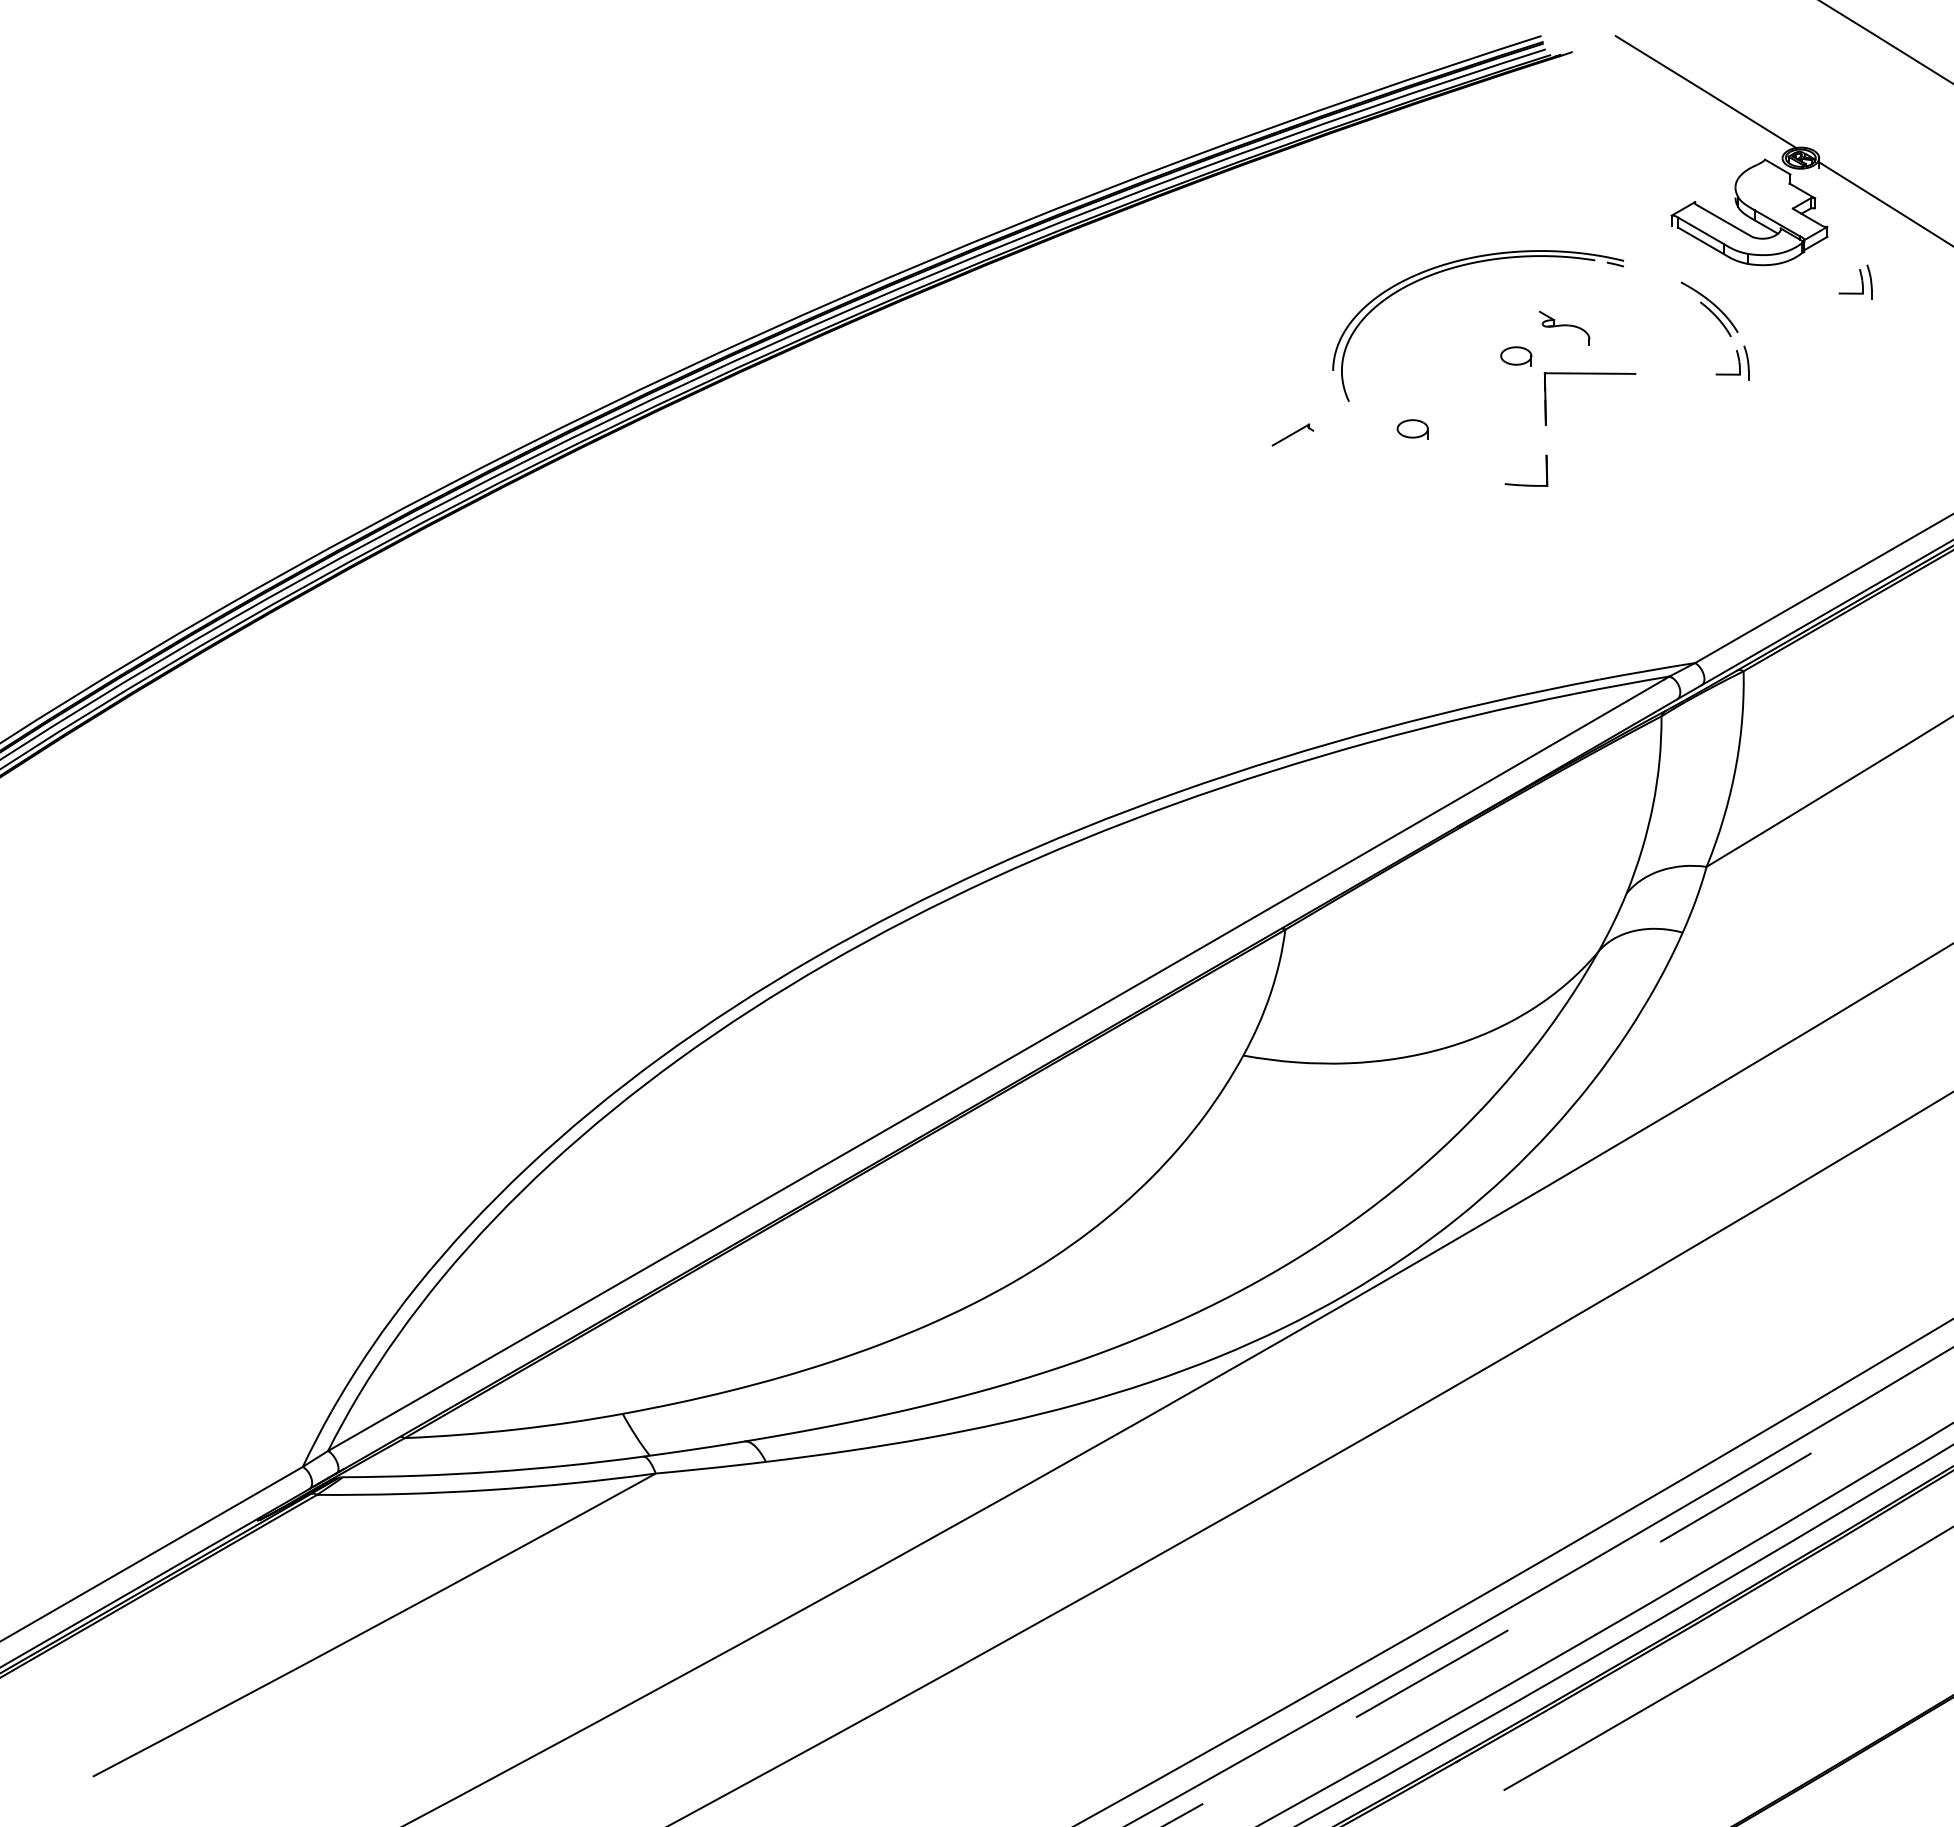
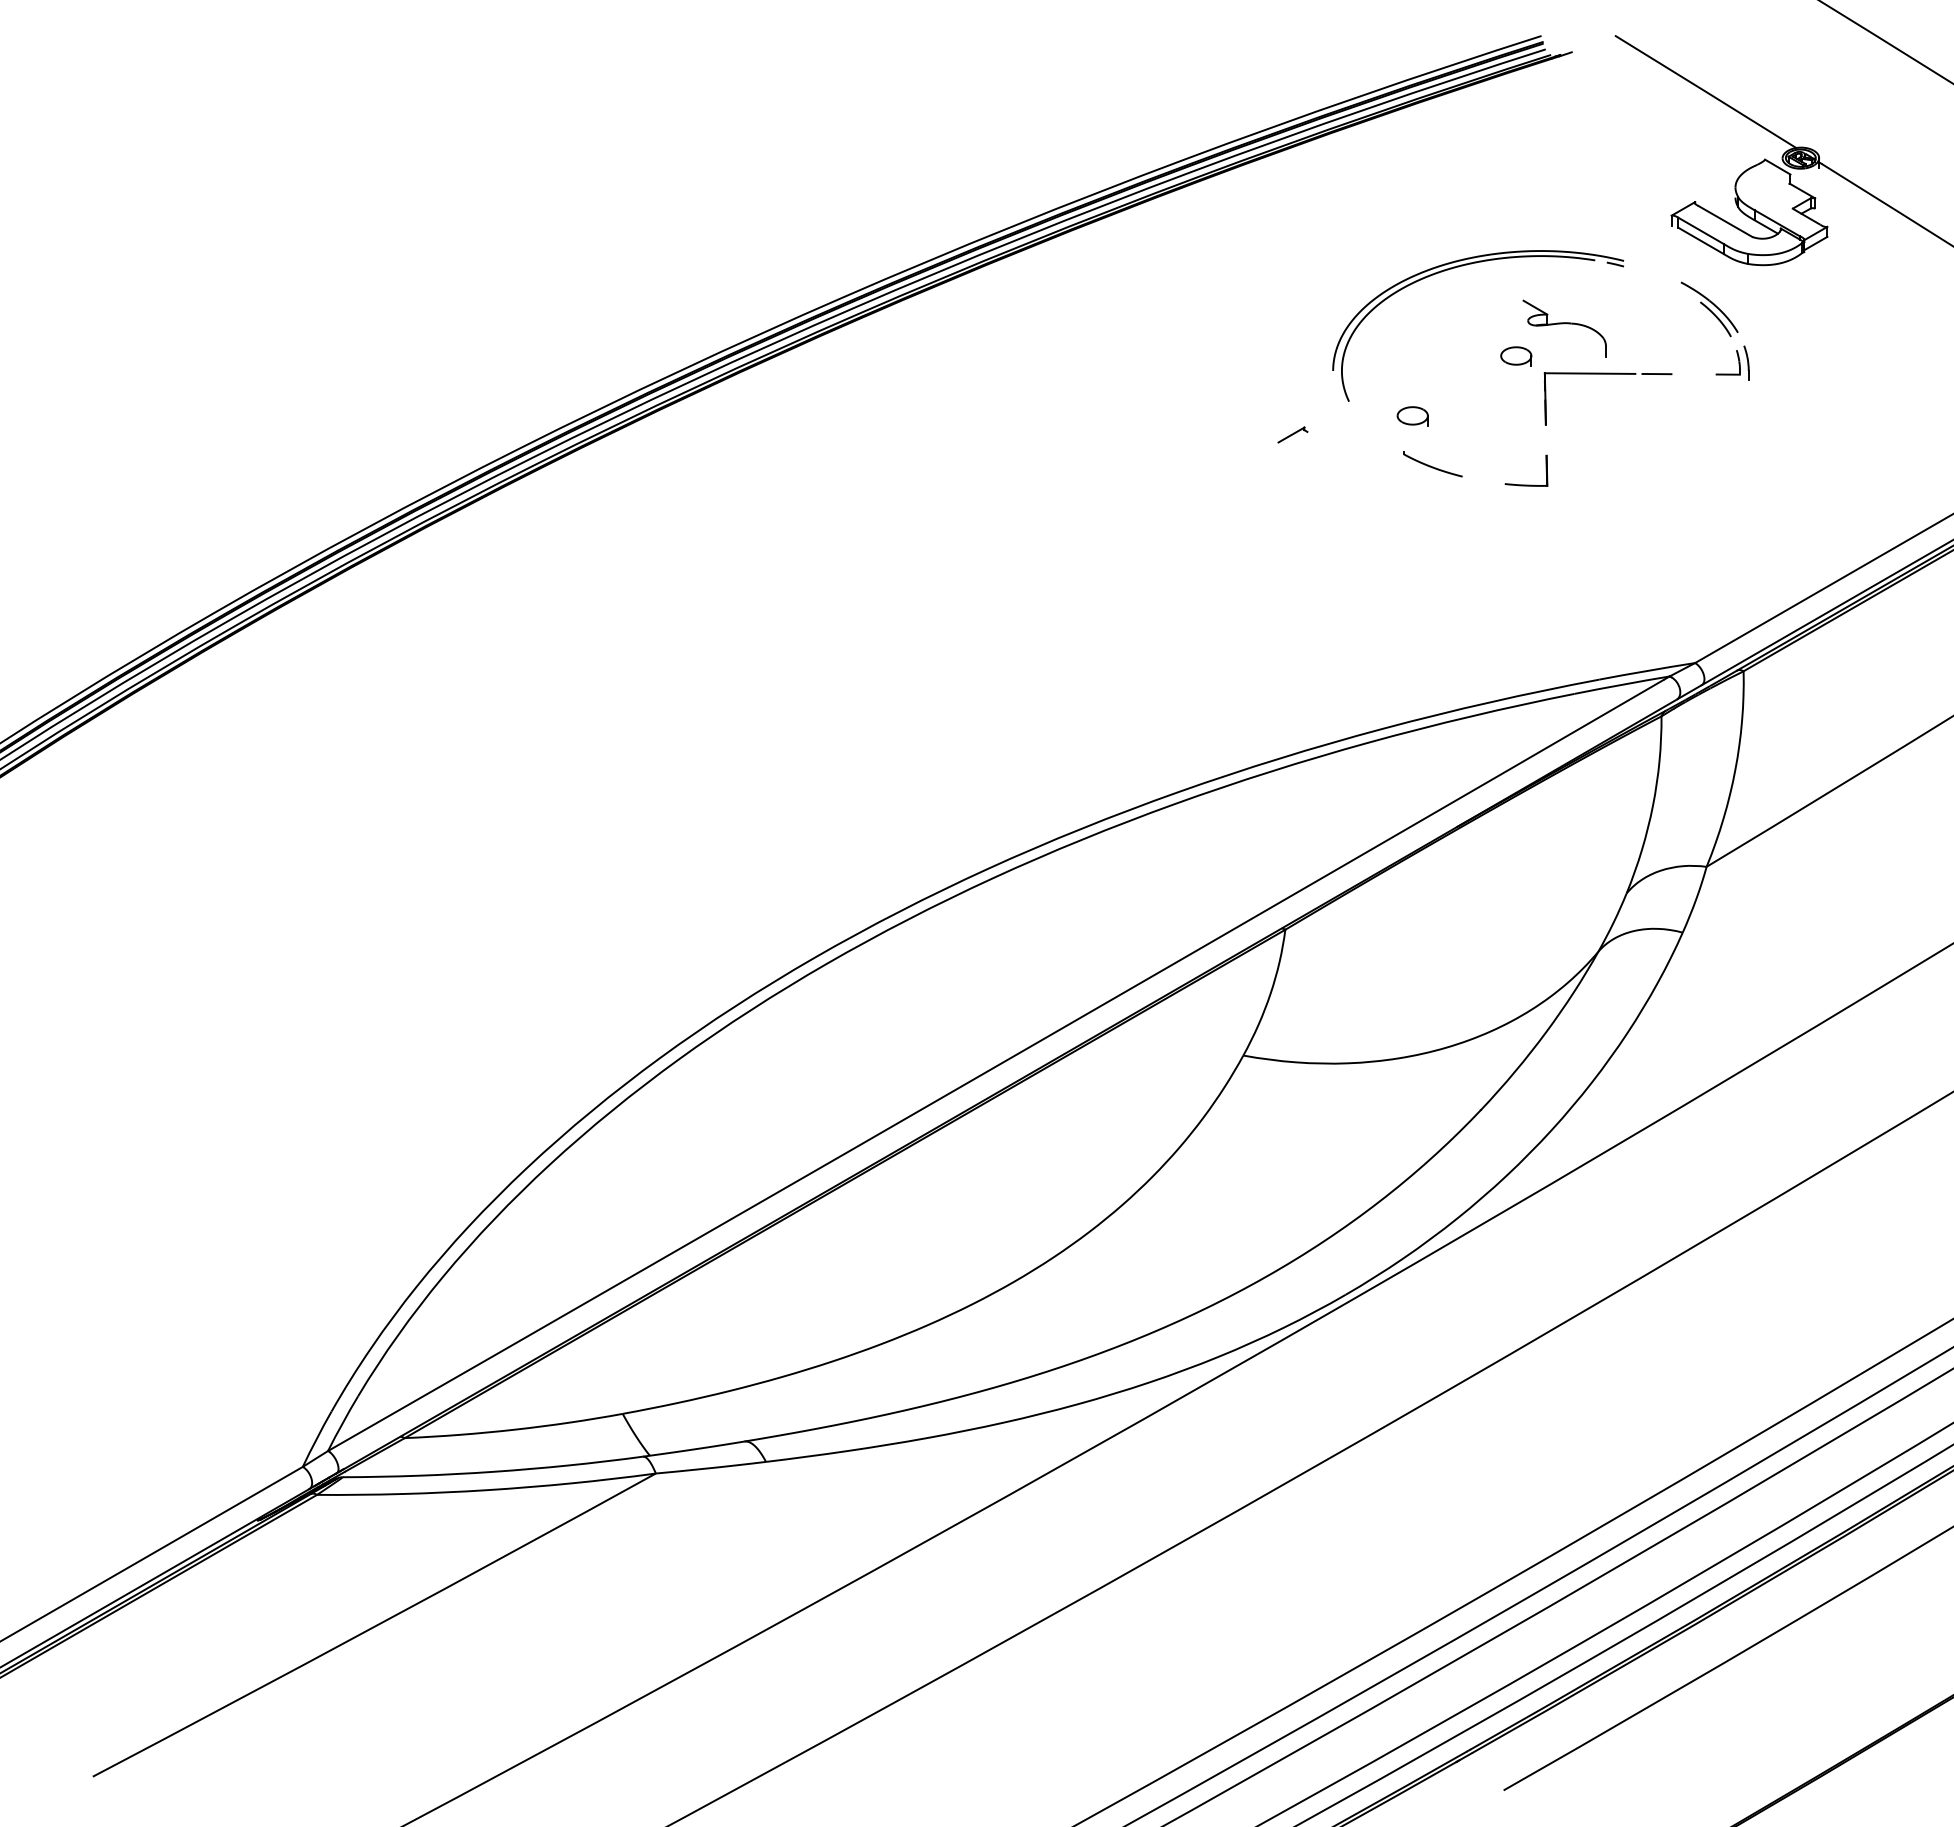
part: present -> none (1855, 281)
part size: 52x36 px -> 85x59 px (1564, 328)
line: none -> present (1656, 373)
part position: (1412, 429) -> (1412, 416) (1412, 416)
part size: 44x24 px -> 32x18 px (1292, 434)
part: none -> present (1432, 464)
arc: dashed -> solid (1560, 1600)
